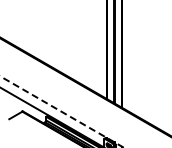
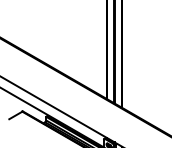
line: dashed -> solid (62, 112)
